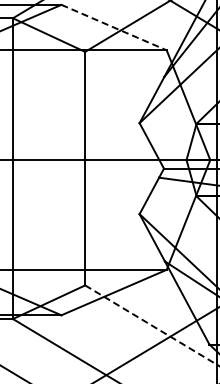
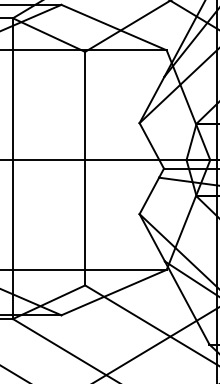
line: dashed -> solid (114, 27)
line: dashed -> solid (152, 326)
